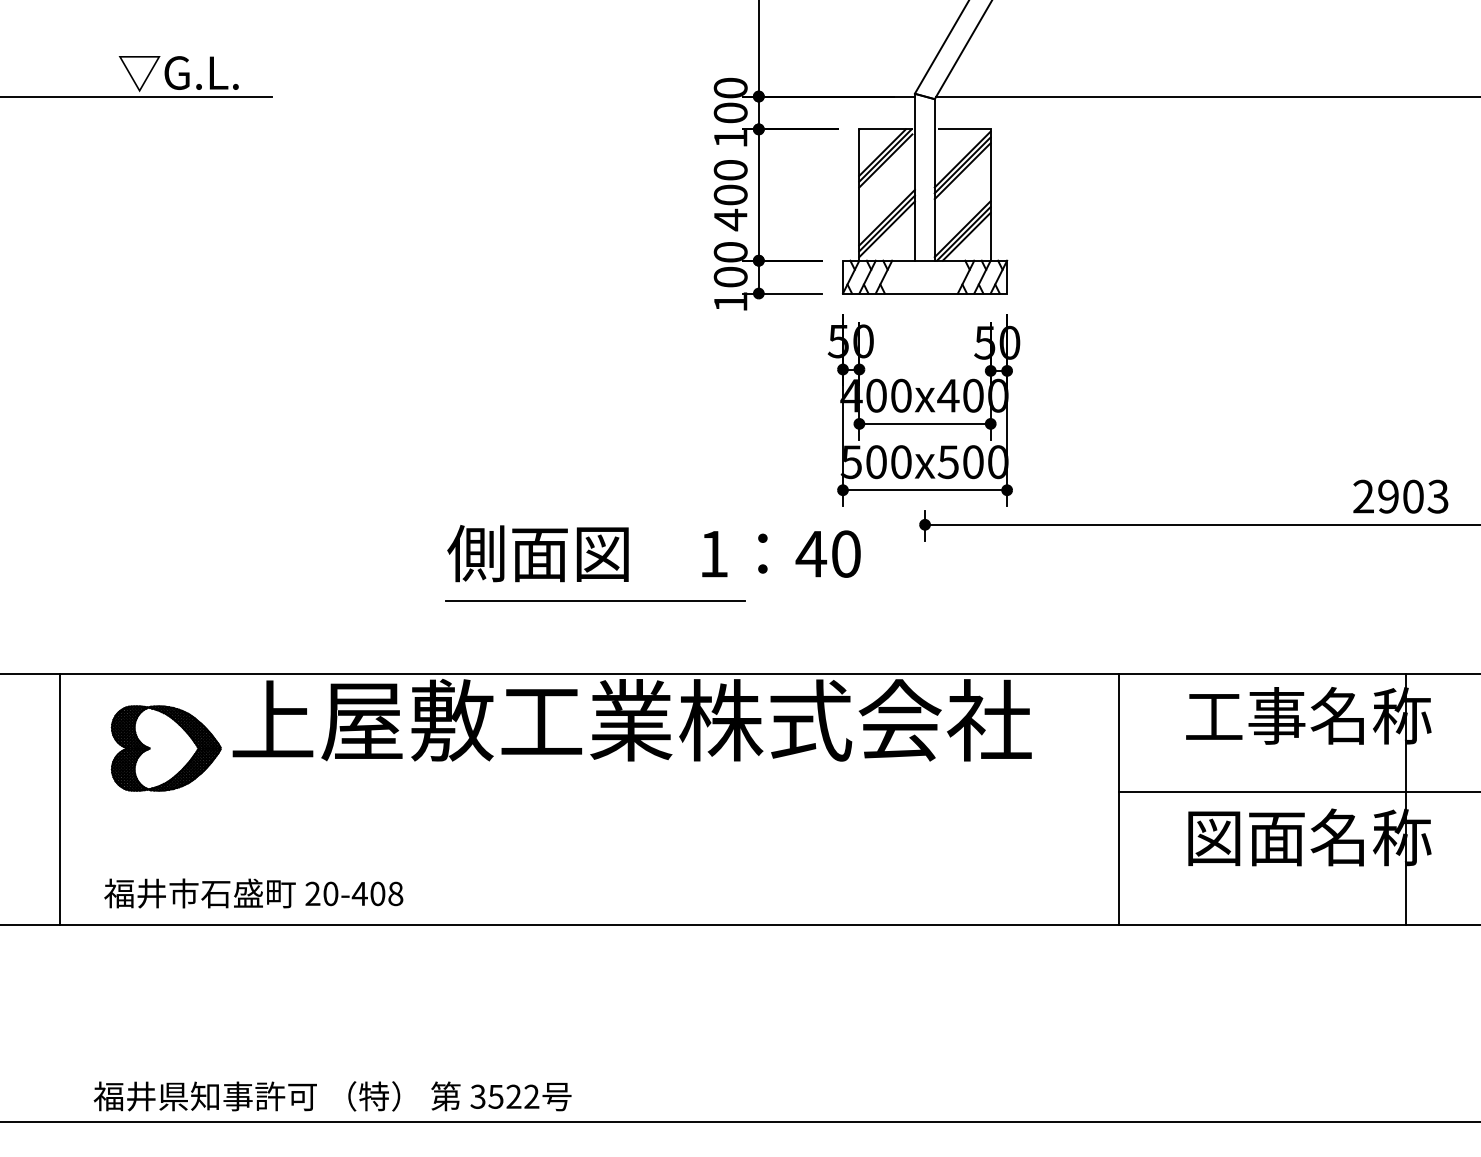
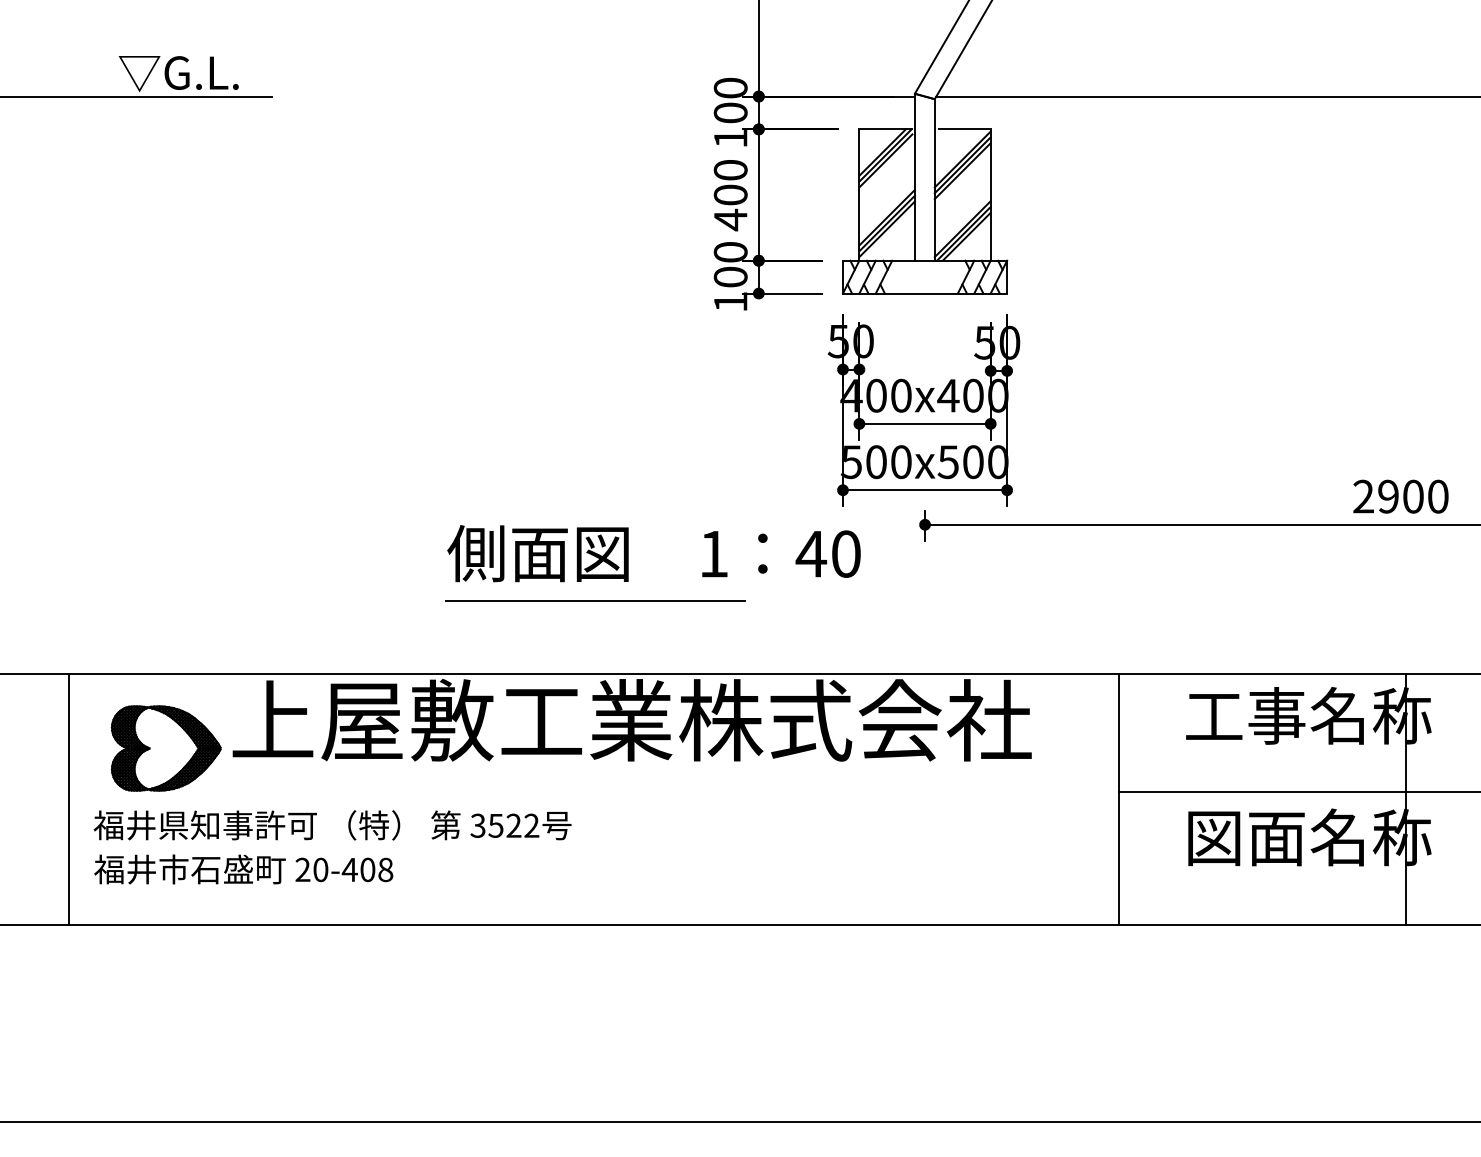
text: 2903 -> 2900 (1437, 496)
line position: (59, 799) -> (68, 799) (68, 799)
text position: (253, 893) -> (243, 869) (243, 869)
text position: (332, 1096) -> (332, 825) (332, 825)
